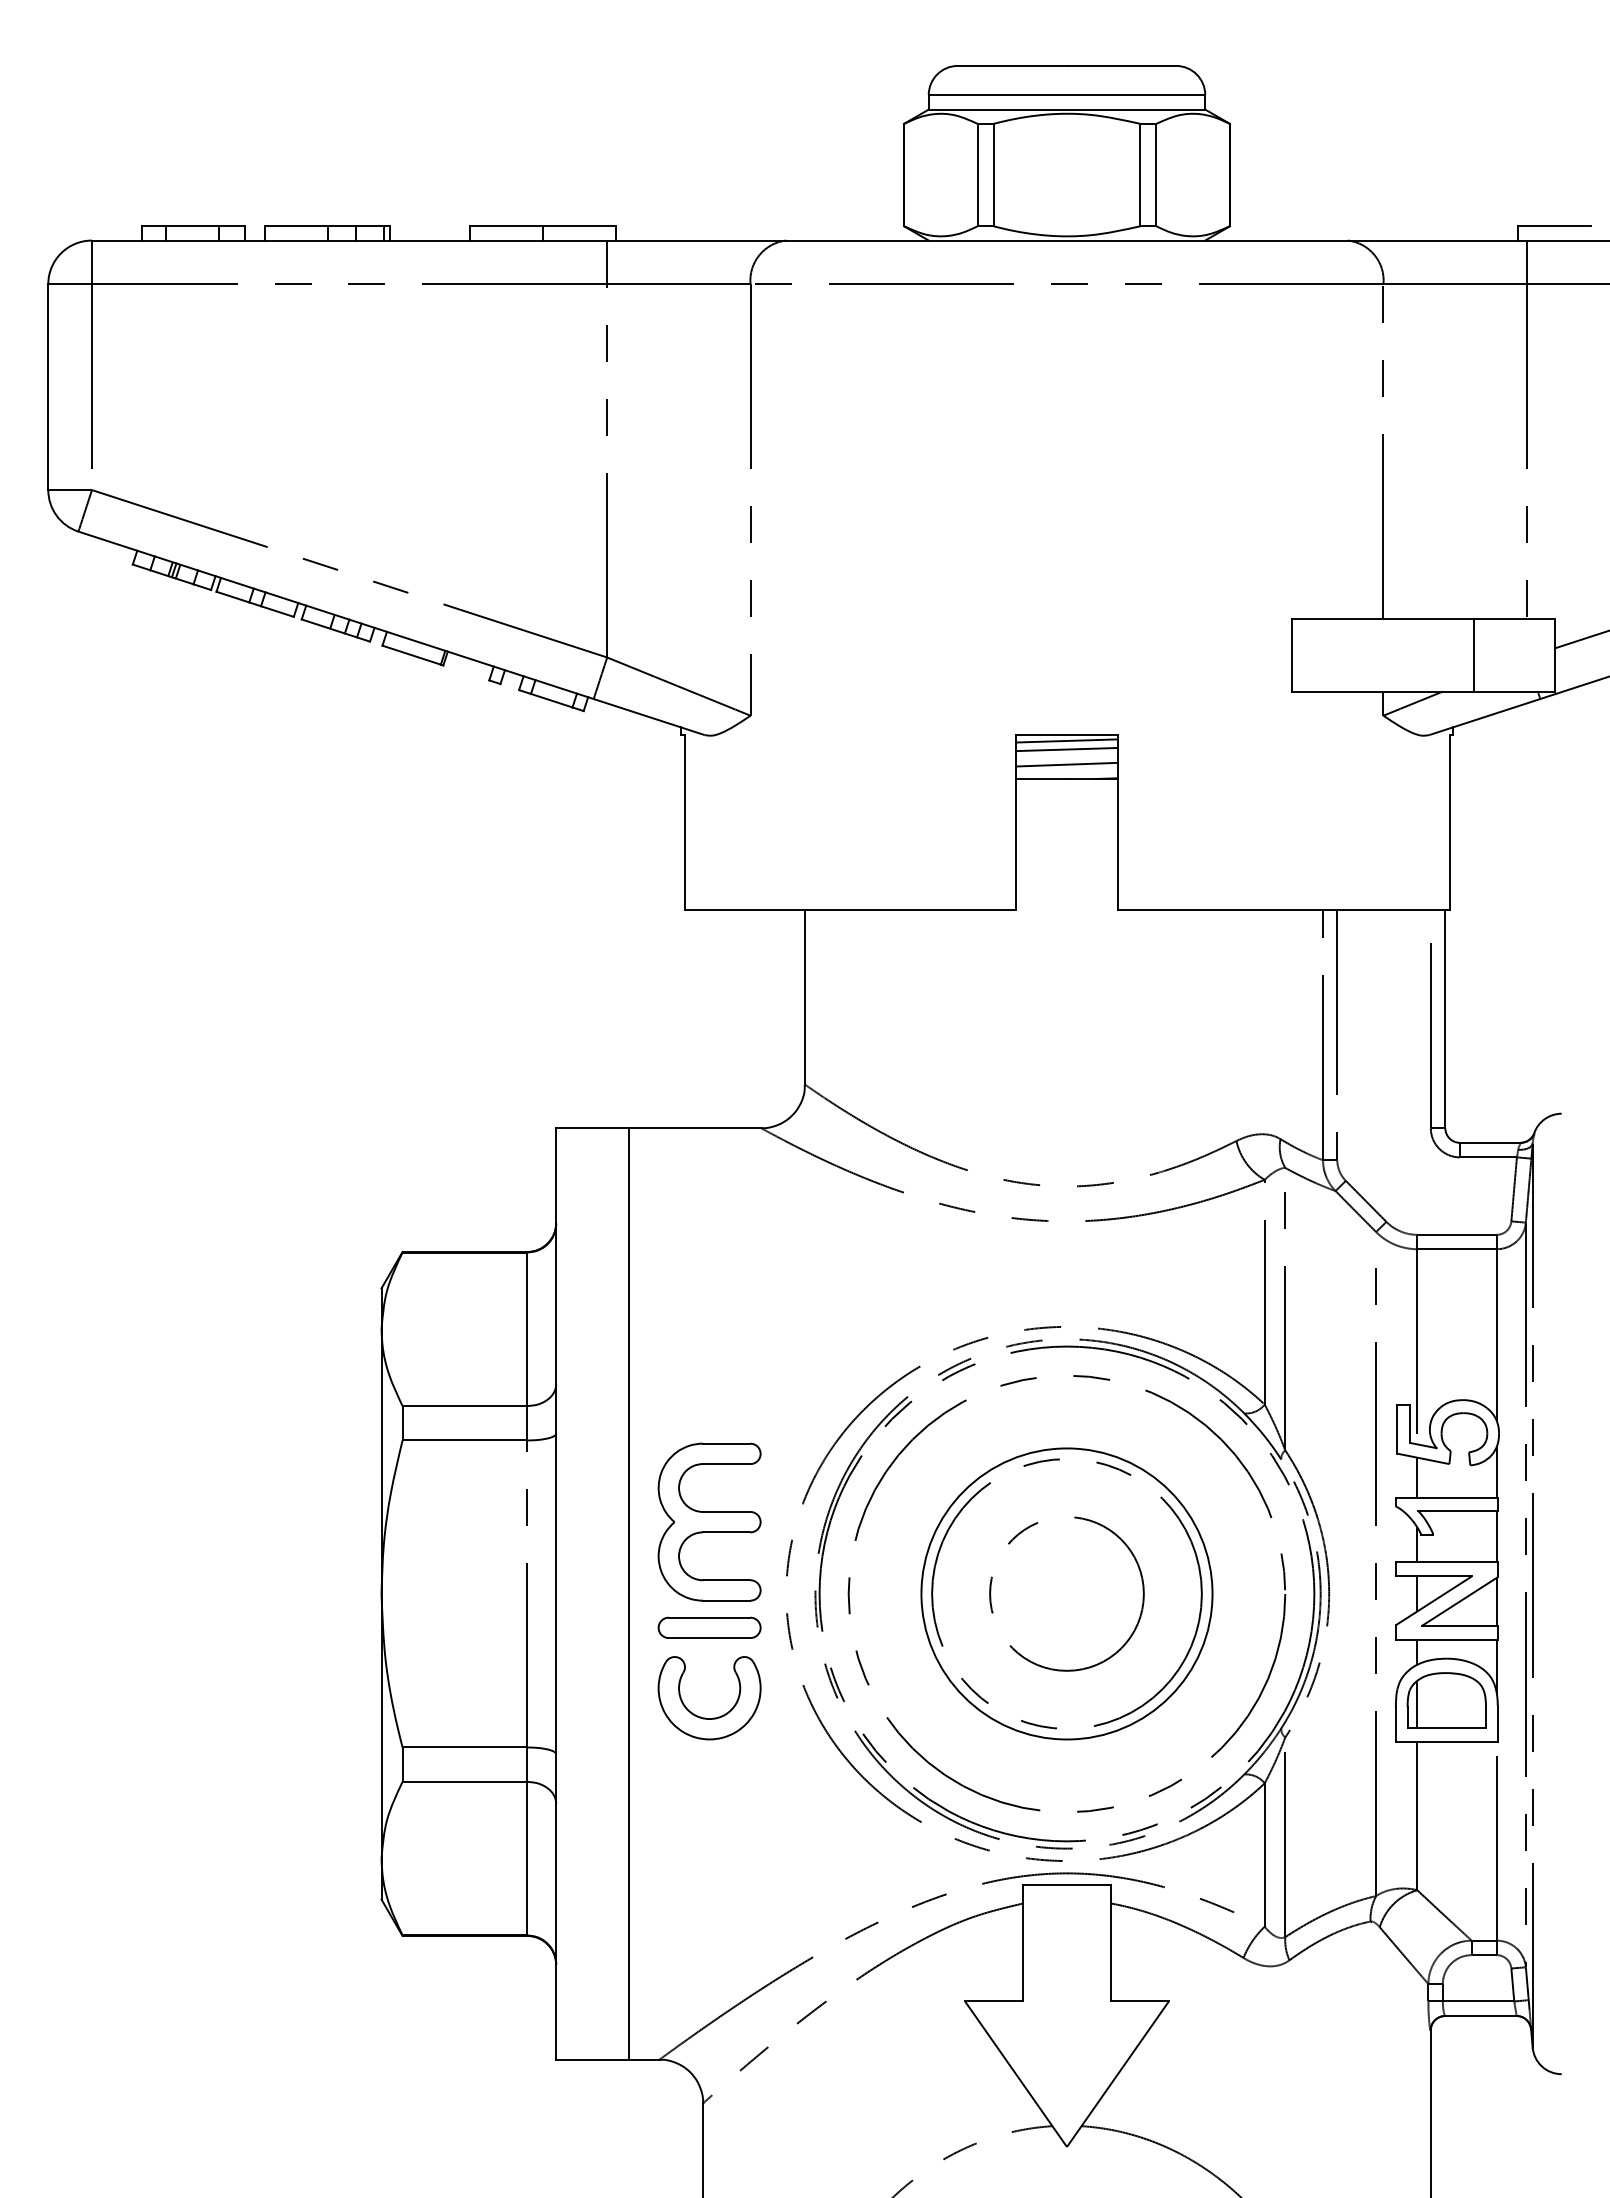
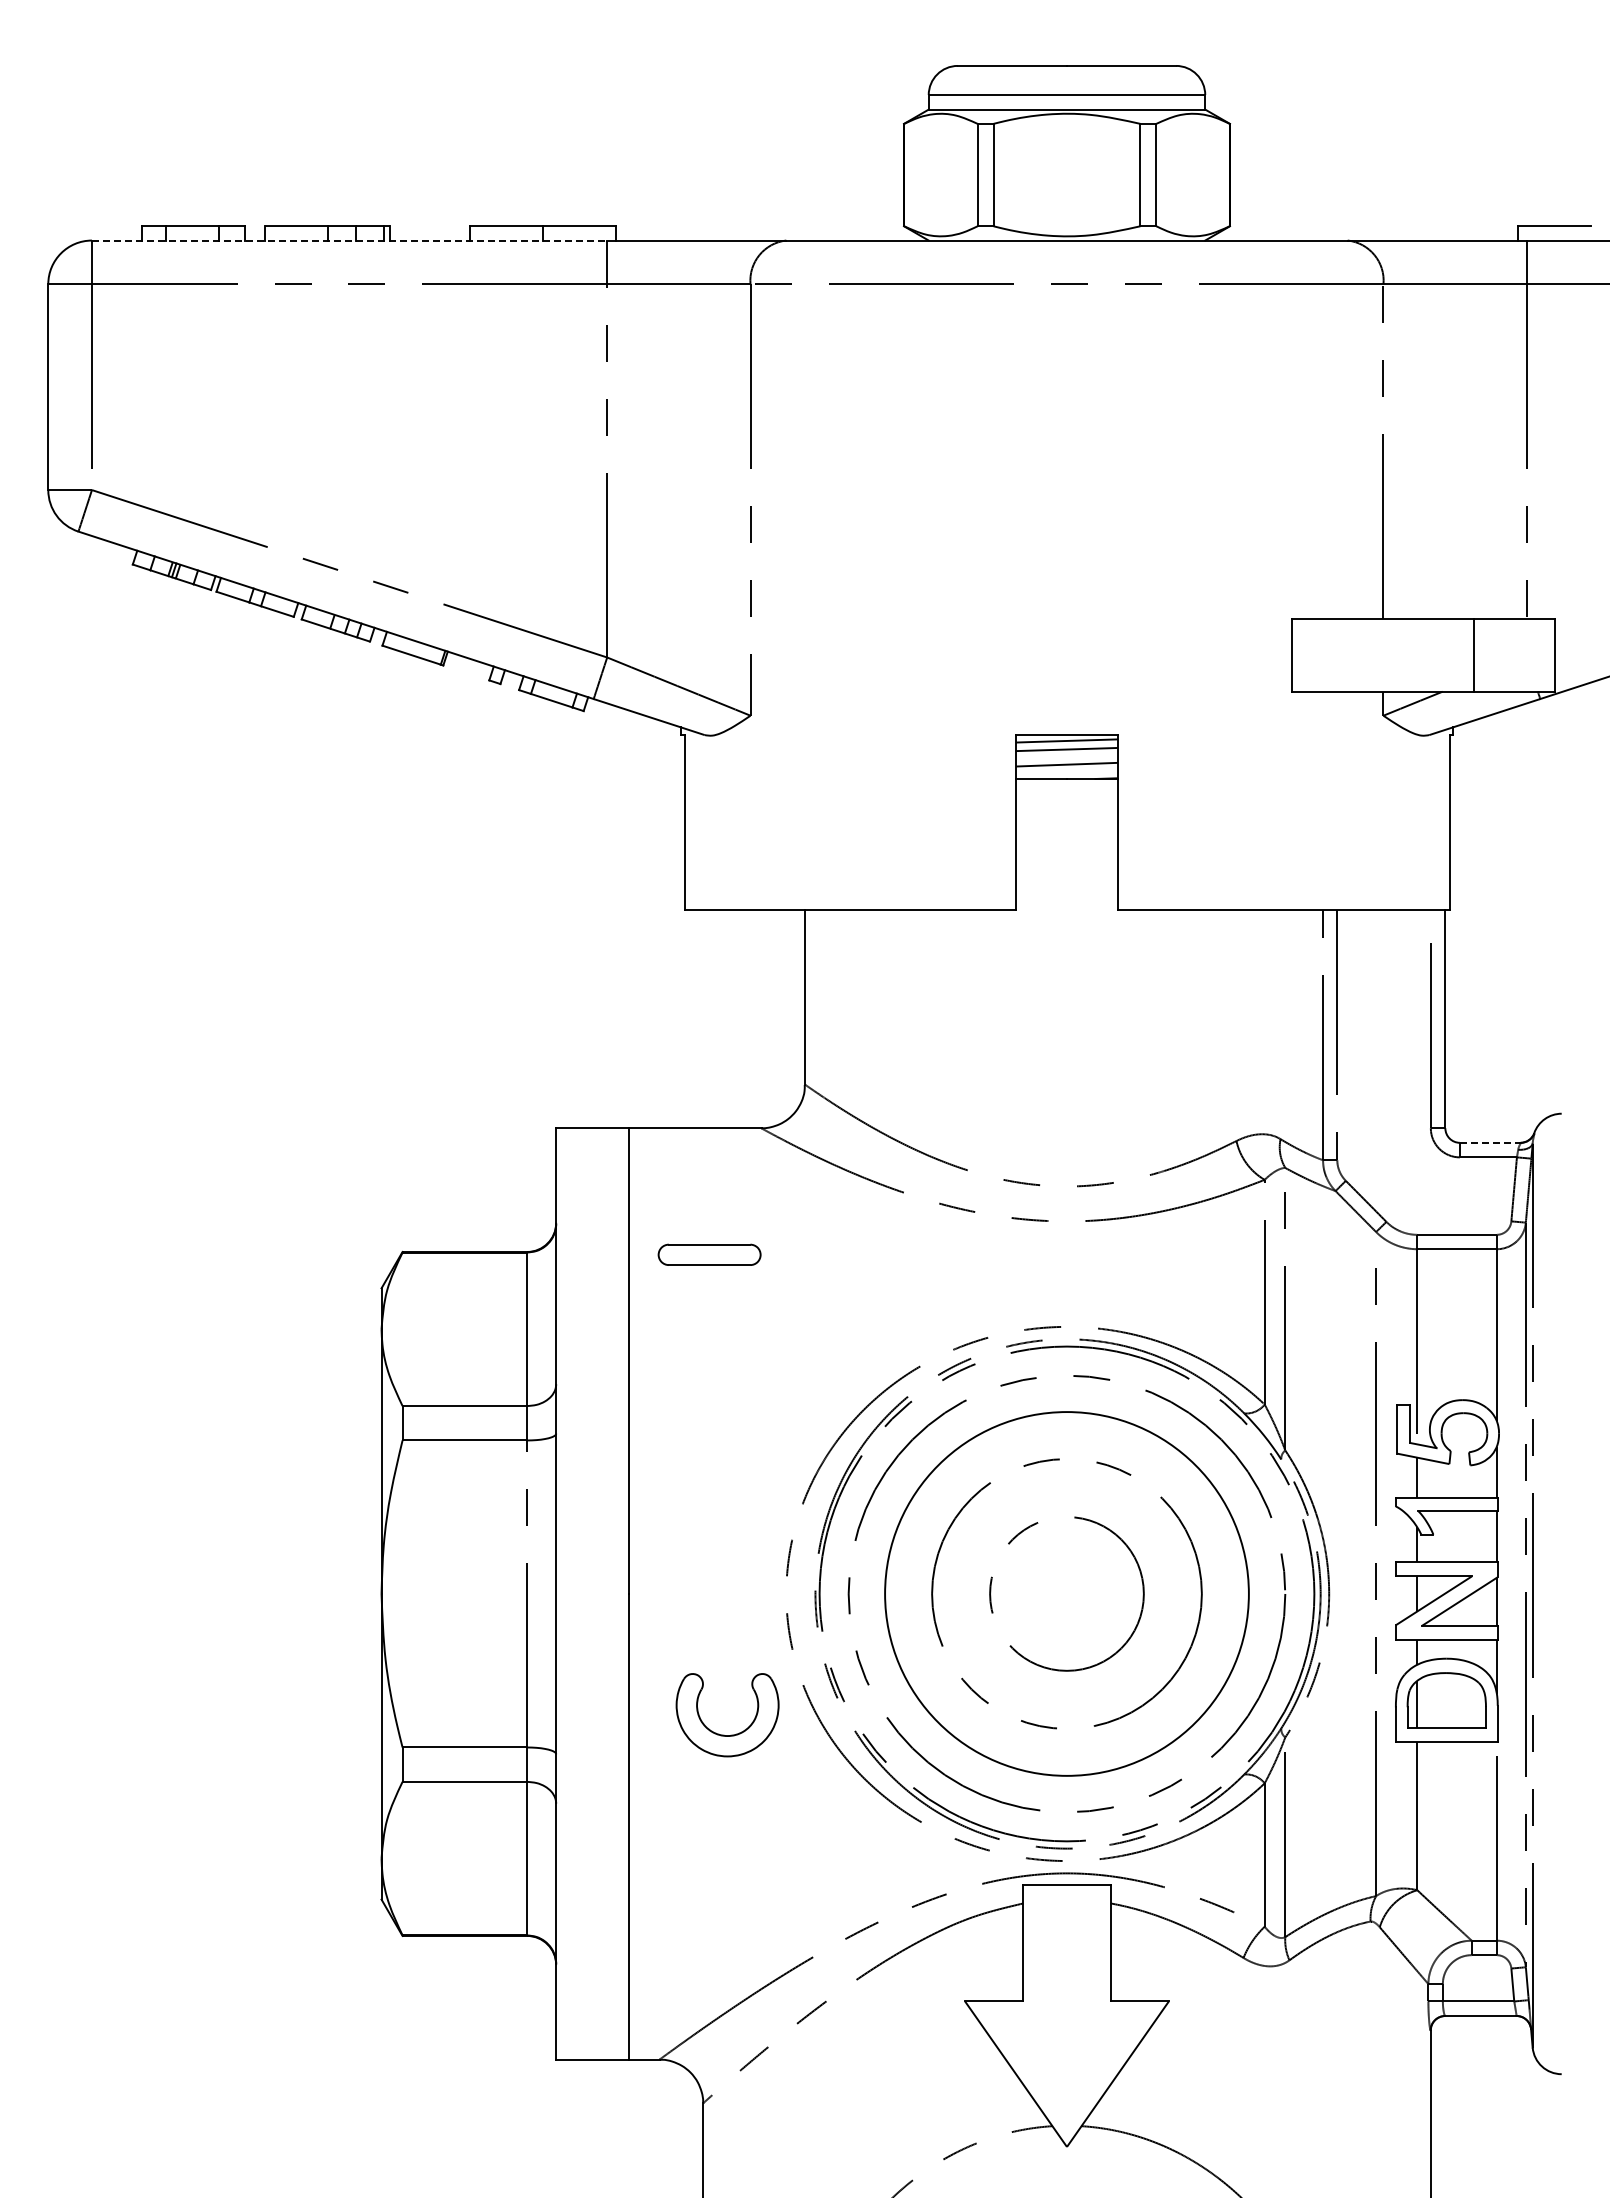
line: solid -> dashed (349, 240)
line: present -> none (1580, 639)
line: solid -> dashed (1490, 1142)
part: present -> none (709, 1521)
circle diameter: 291 px -> 364 px (1066, 1593)
part position: (709, 1627) -> (709, 1254) (709, 1254)
part position: (706, 1717) -> (724, 1734) (724, 1734)
